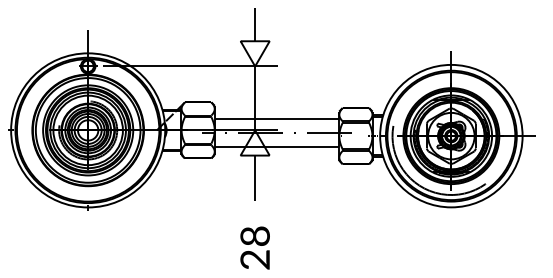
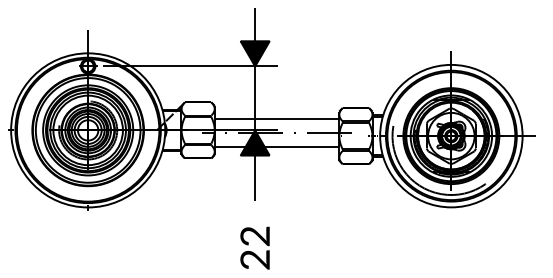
fill: none -> present (254, 53)
fill: none -> present (254, 142)
text: 28 -> 22 (255, 236)
